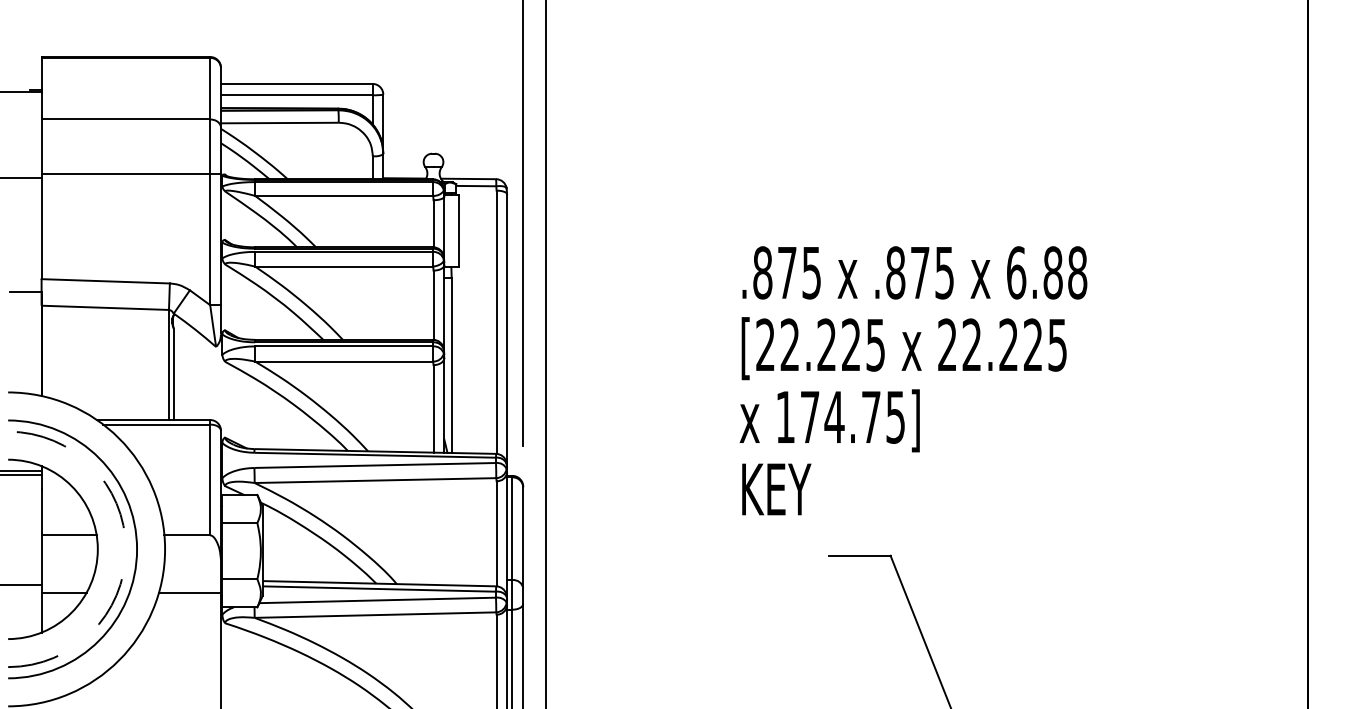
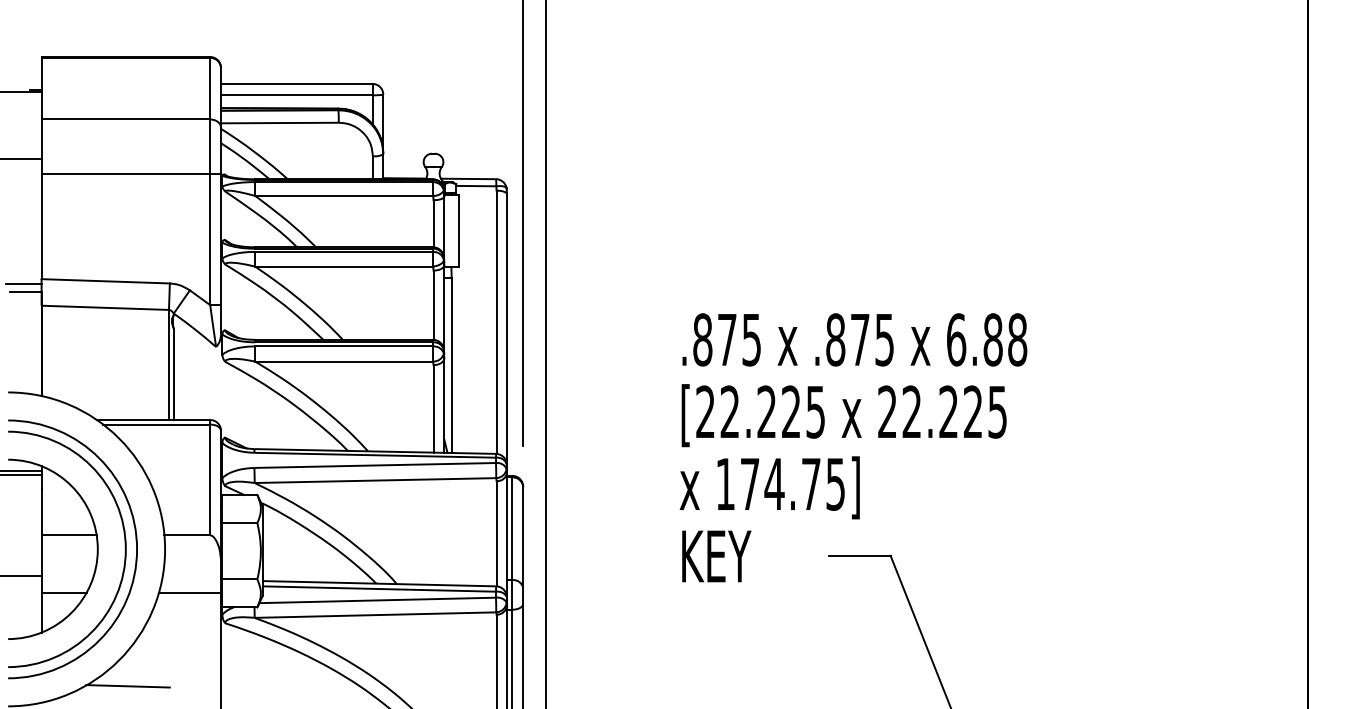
line position: (21, 178) -> (21, 159) (21, 159)
line: none -> present (23, 283)
text position: (913, 380) -> (853, 447) (853, 447)
arc: dashed -> solid (125, 549)
line position: (21, 584) -> (21, 575) (21, 575)
line: none -> present (127, 686)
